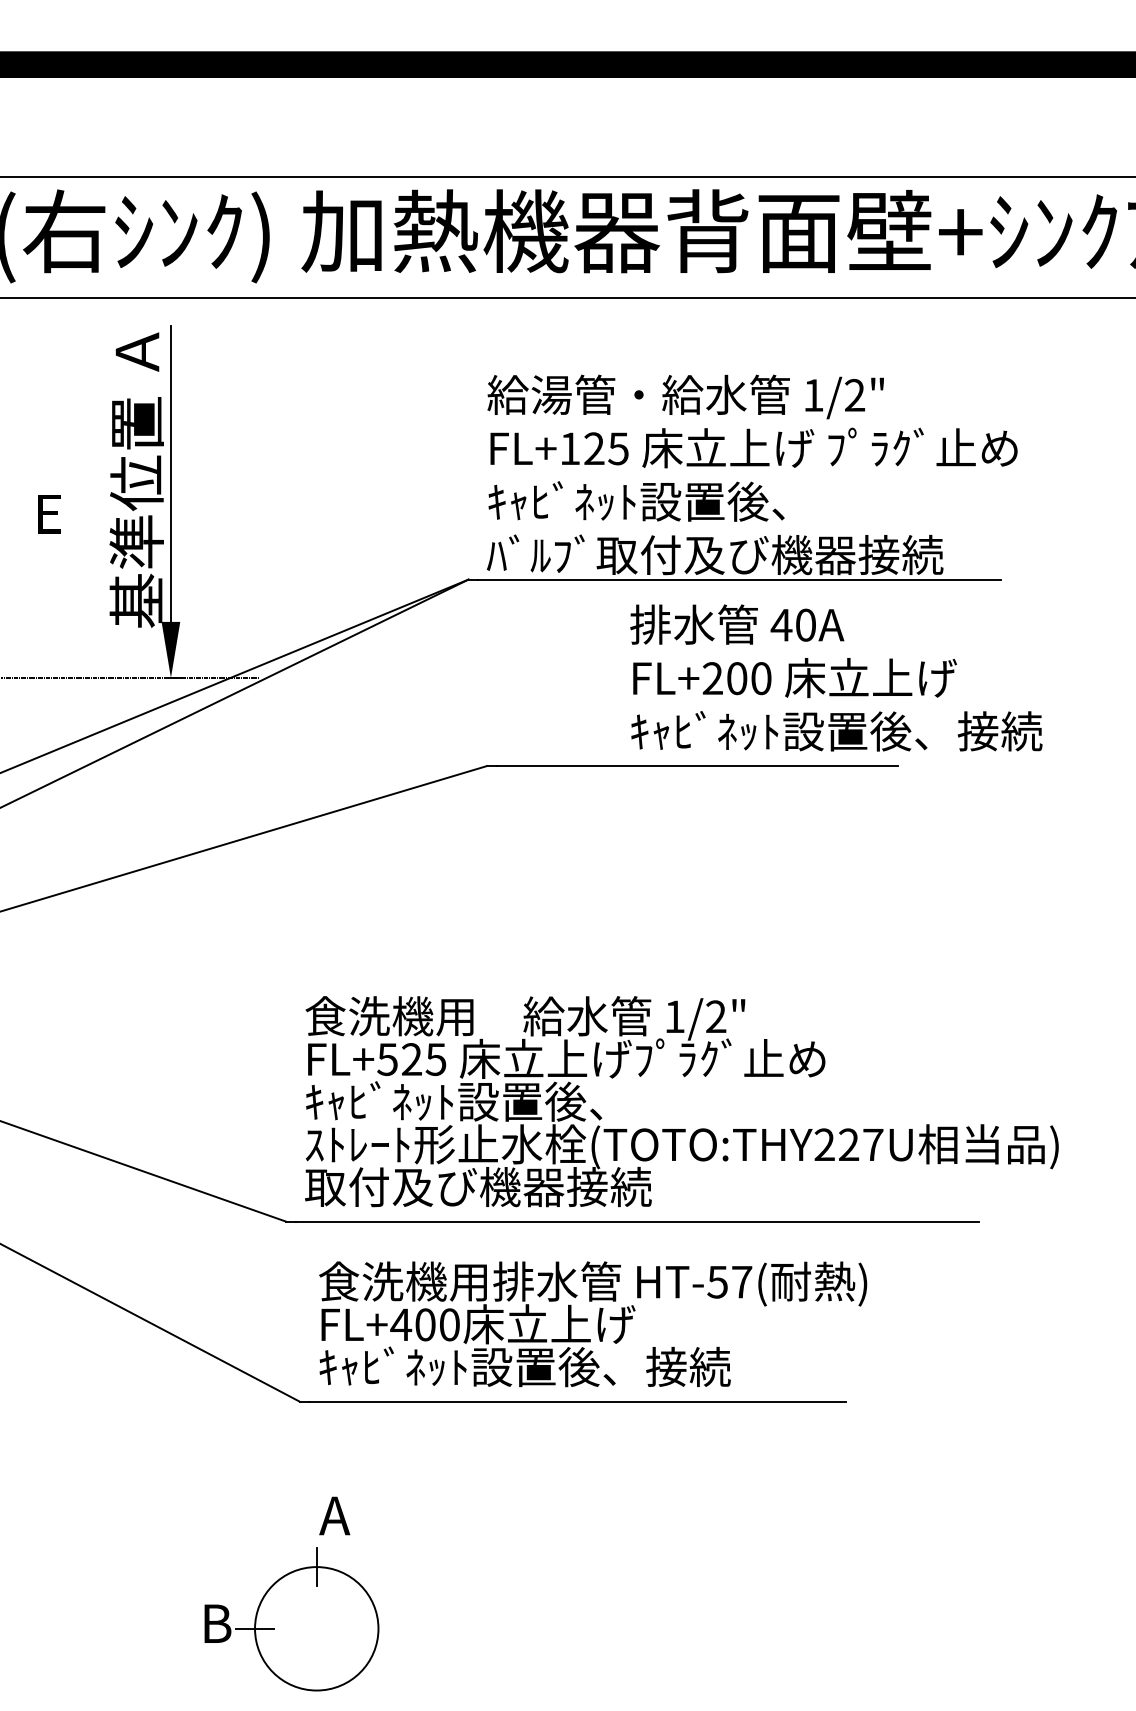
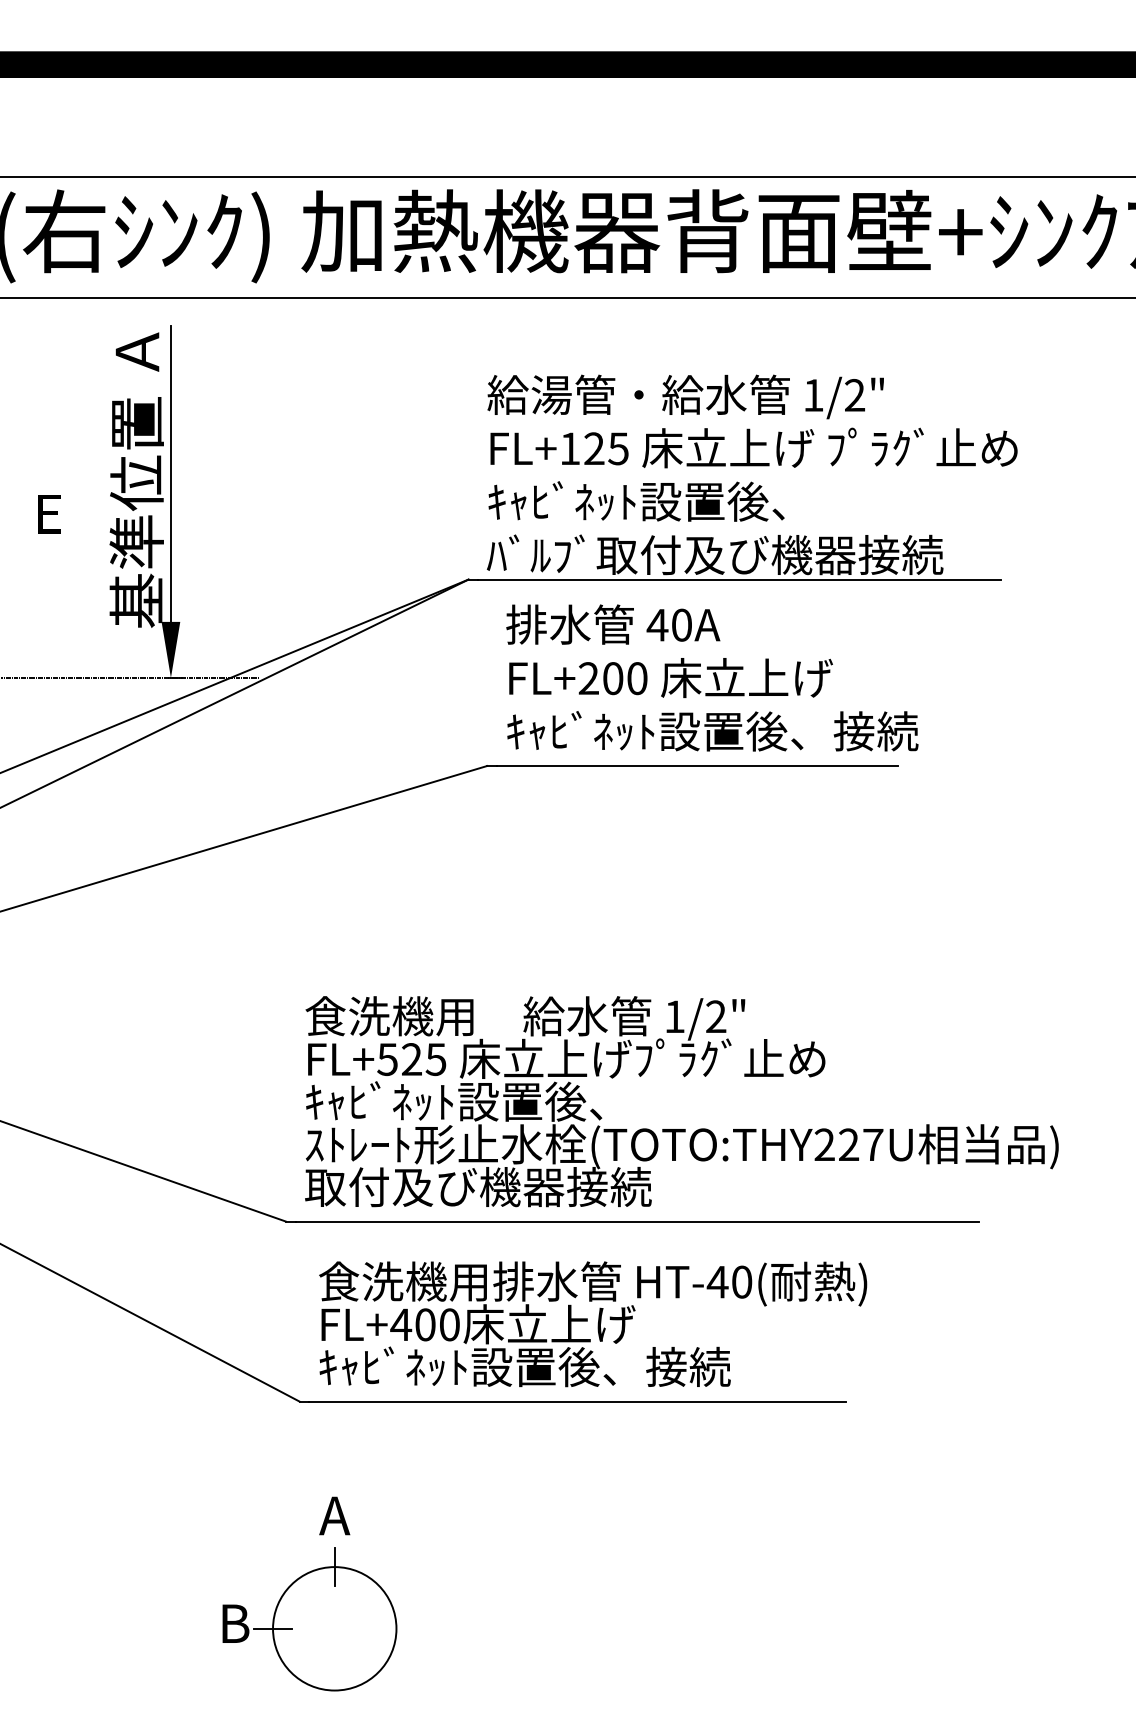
text position: (836, 677) -> (712, 677) (712, 677)
text: HT-57( -> HT-40( (729, 1281)
part position: (291, 1619) -> (309, 1619) (309, 1619)
